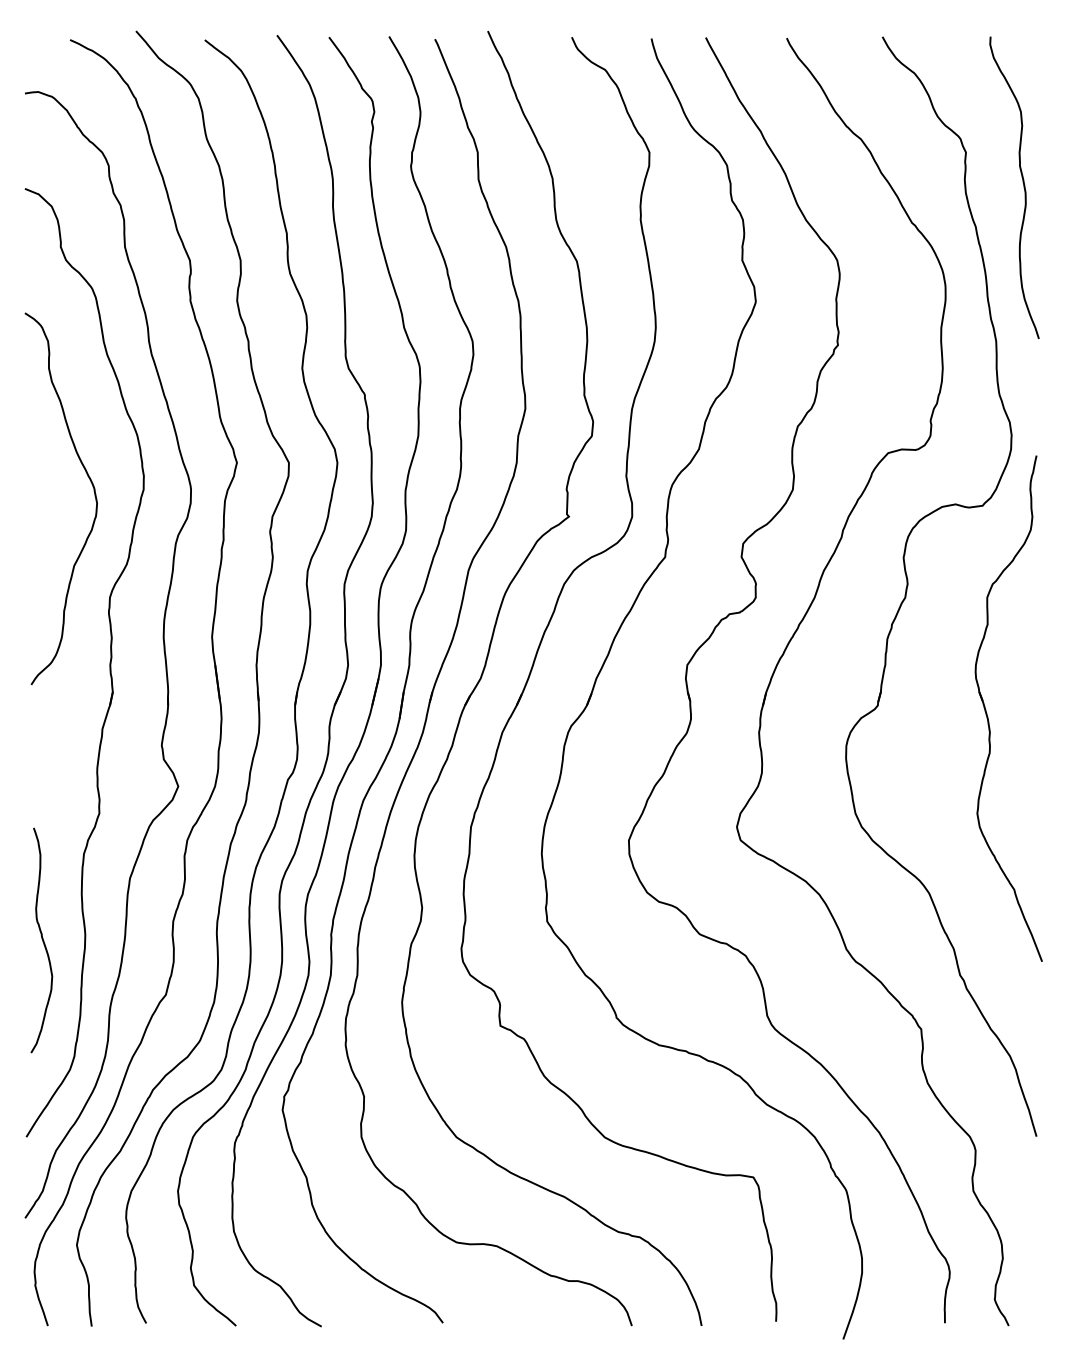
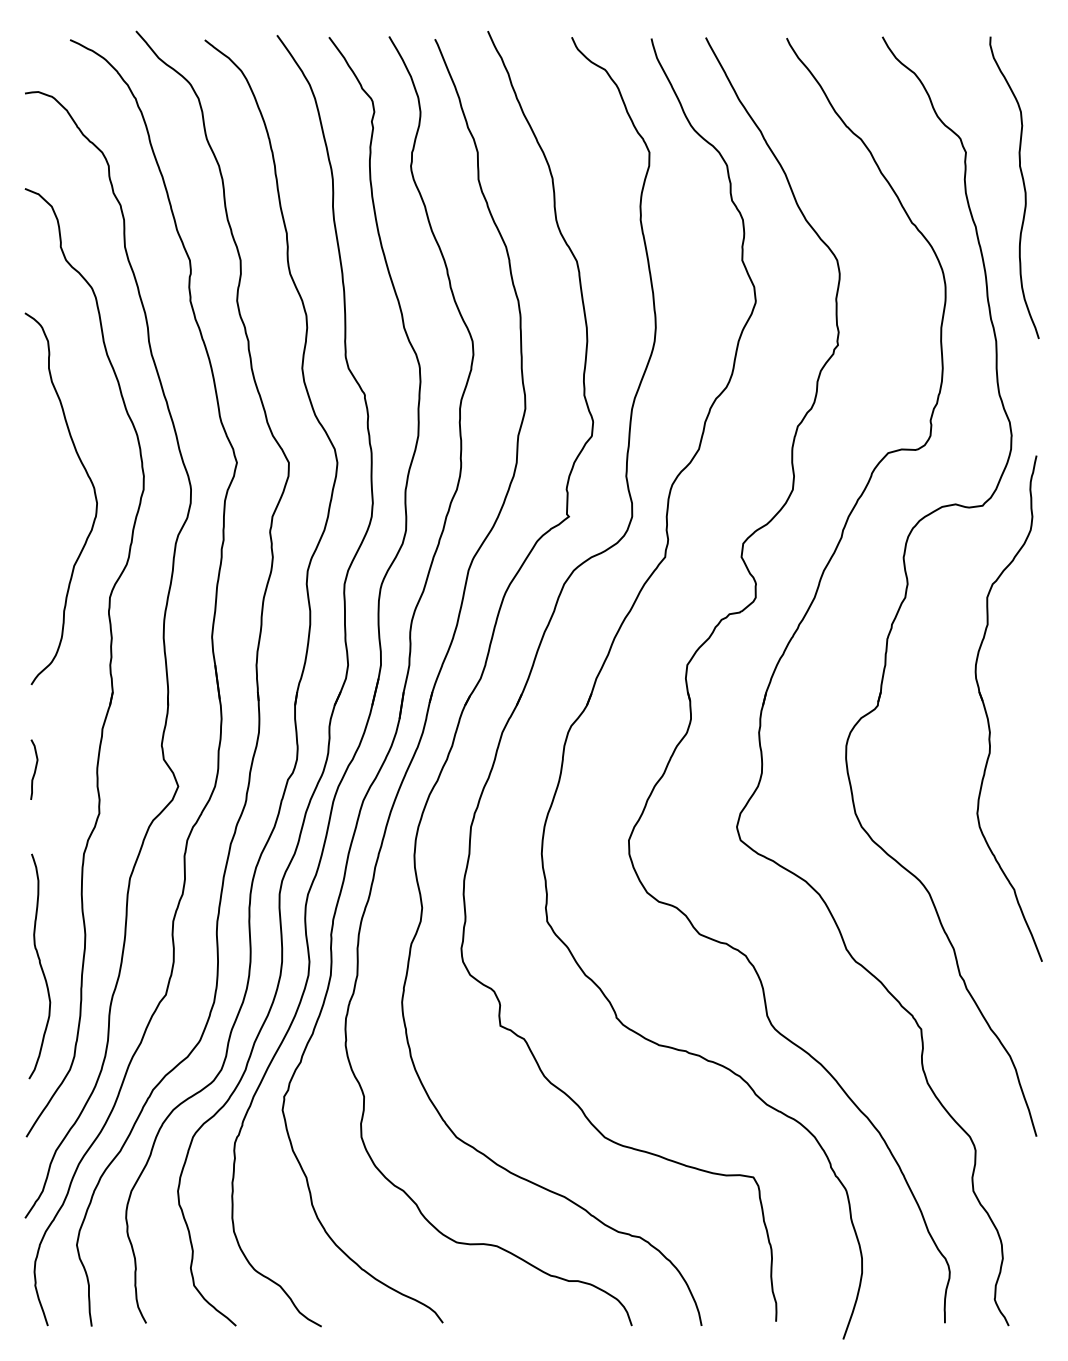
curve: none -> present (34, 769)
curve position: (41, 939) -> (39, 965) (39, 965)
